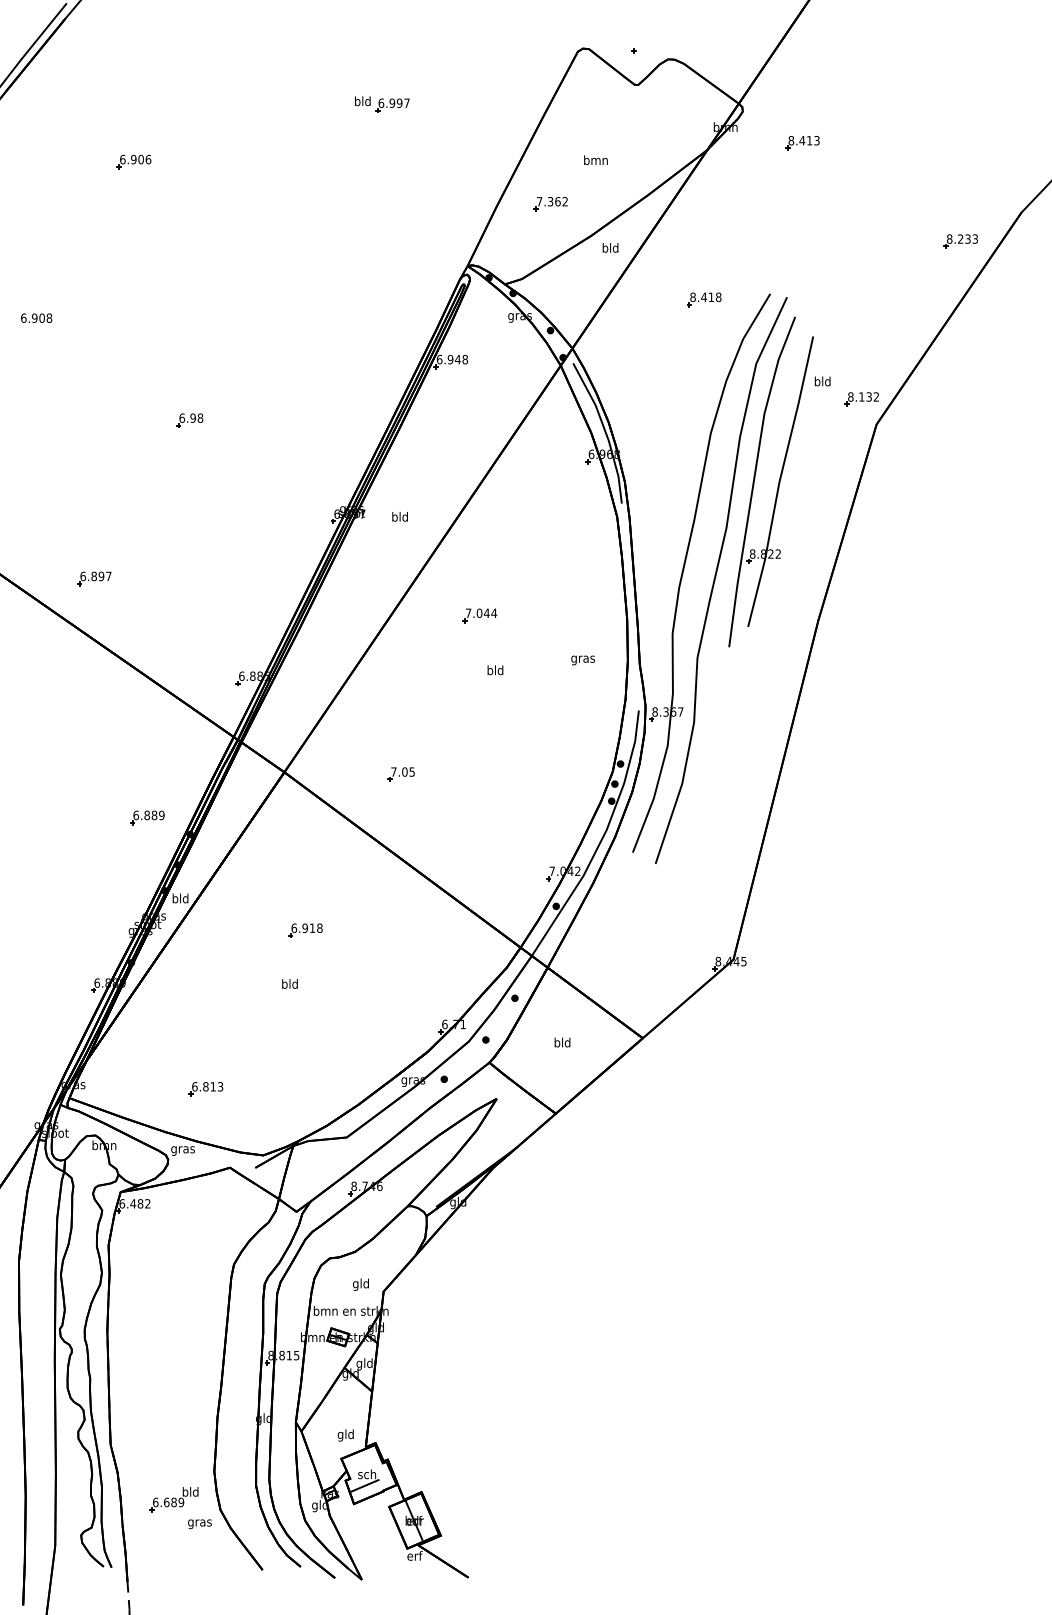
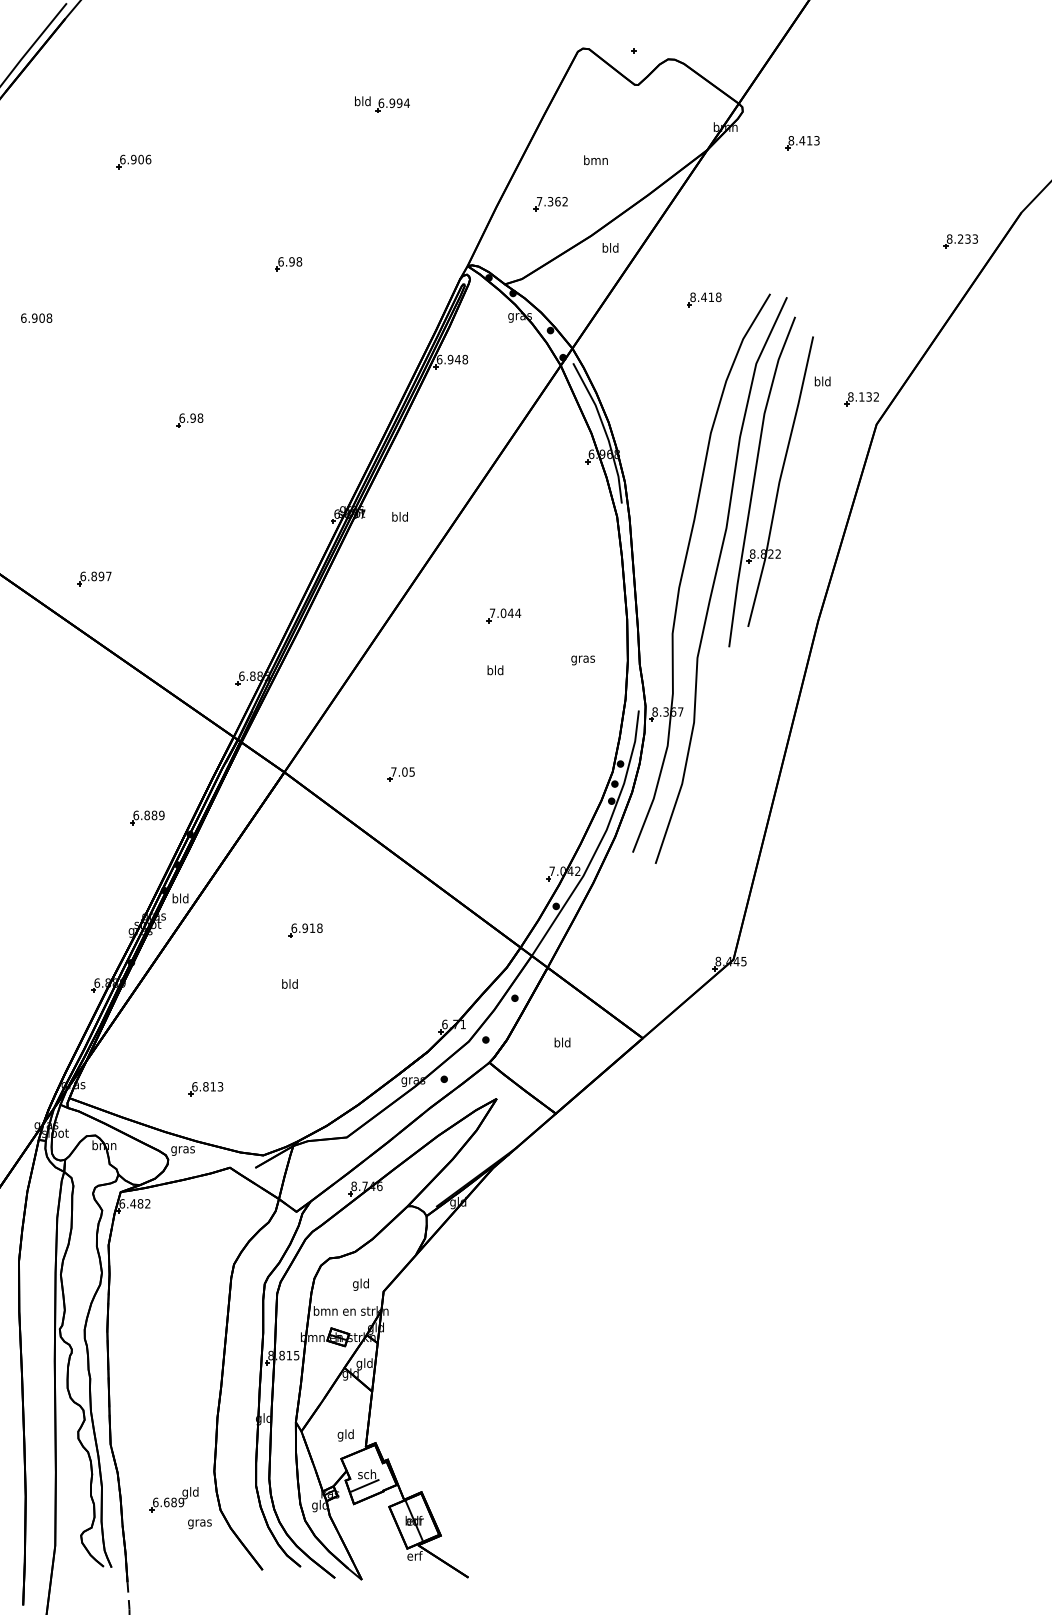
text: 6.997 -> 6.994 (406, 102)
part: none -> present (288, 264)
part position: (479, 615) -> (503, 615) (503, 615)
text: bld -> gld (185, 1493)
